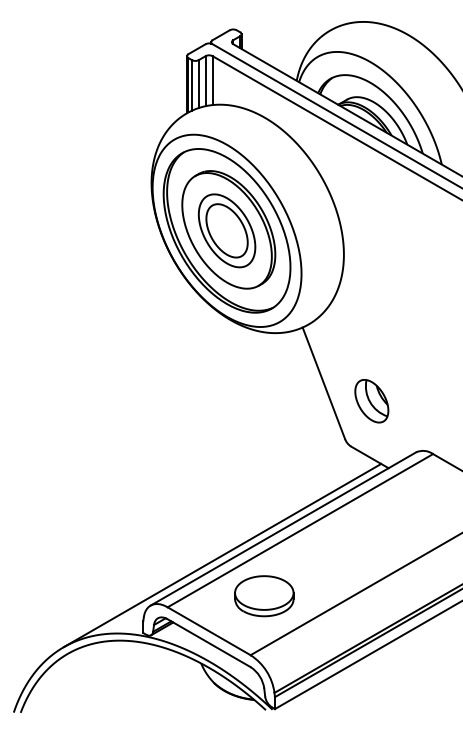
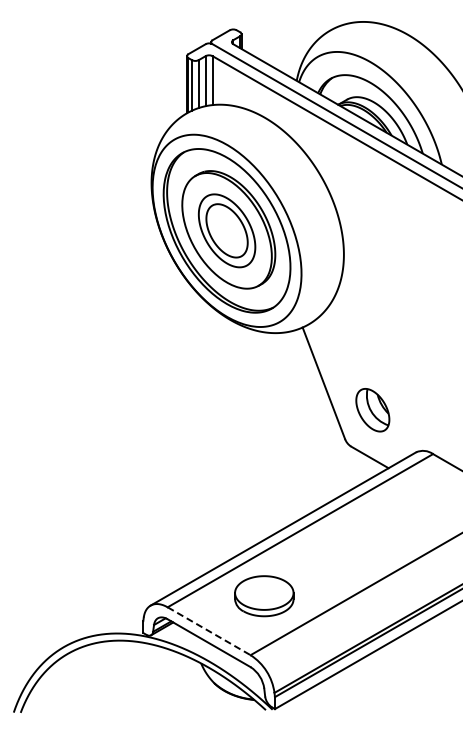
part position: (371, 401) -> (372, 410) (372, 410)
line: present -> none (222, 555)
line: solid -> dashed (209, 631)
